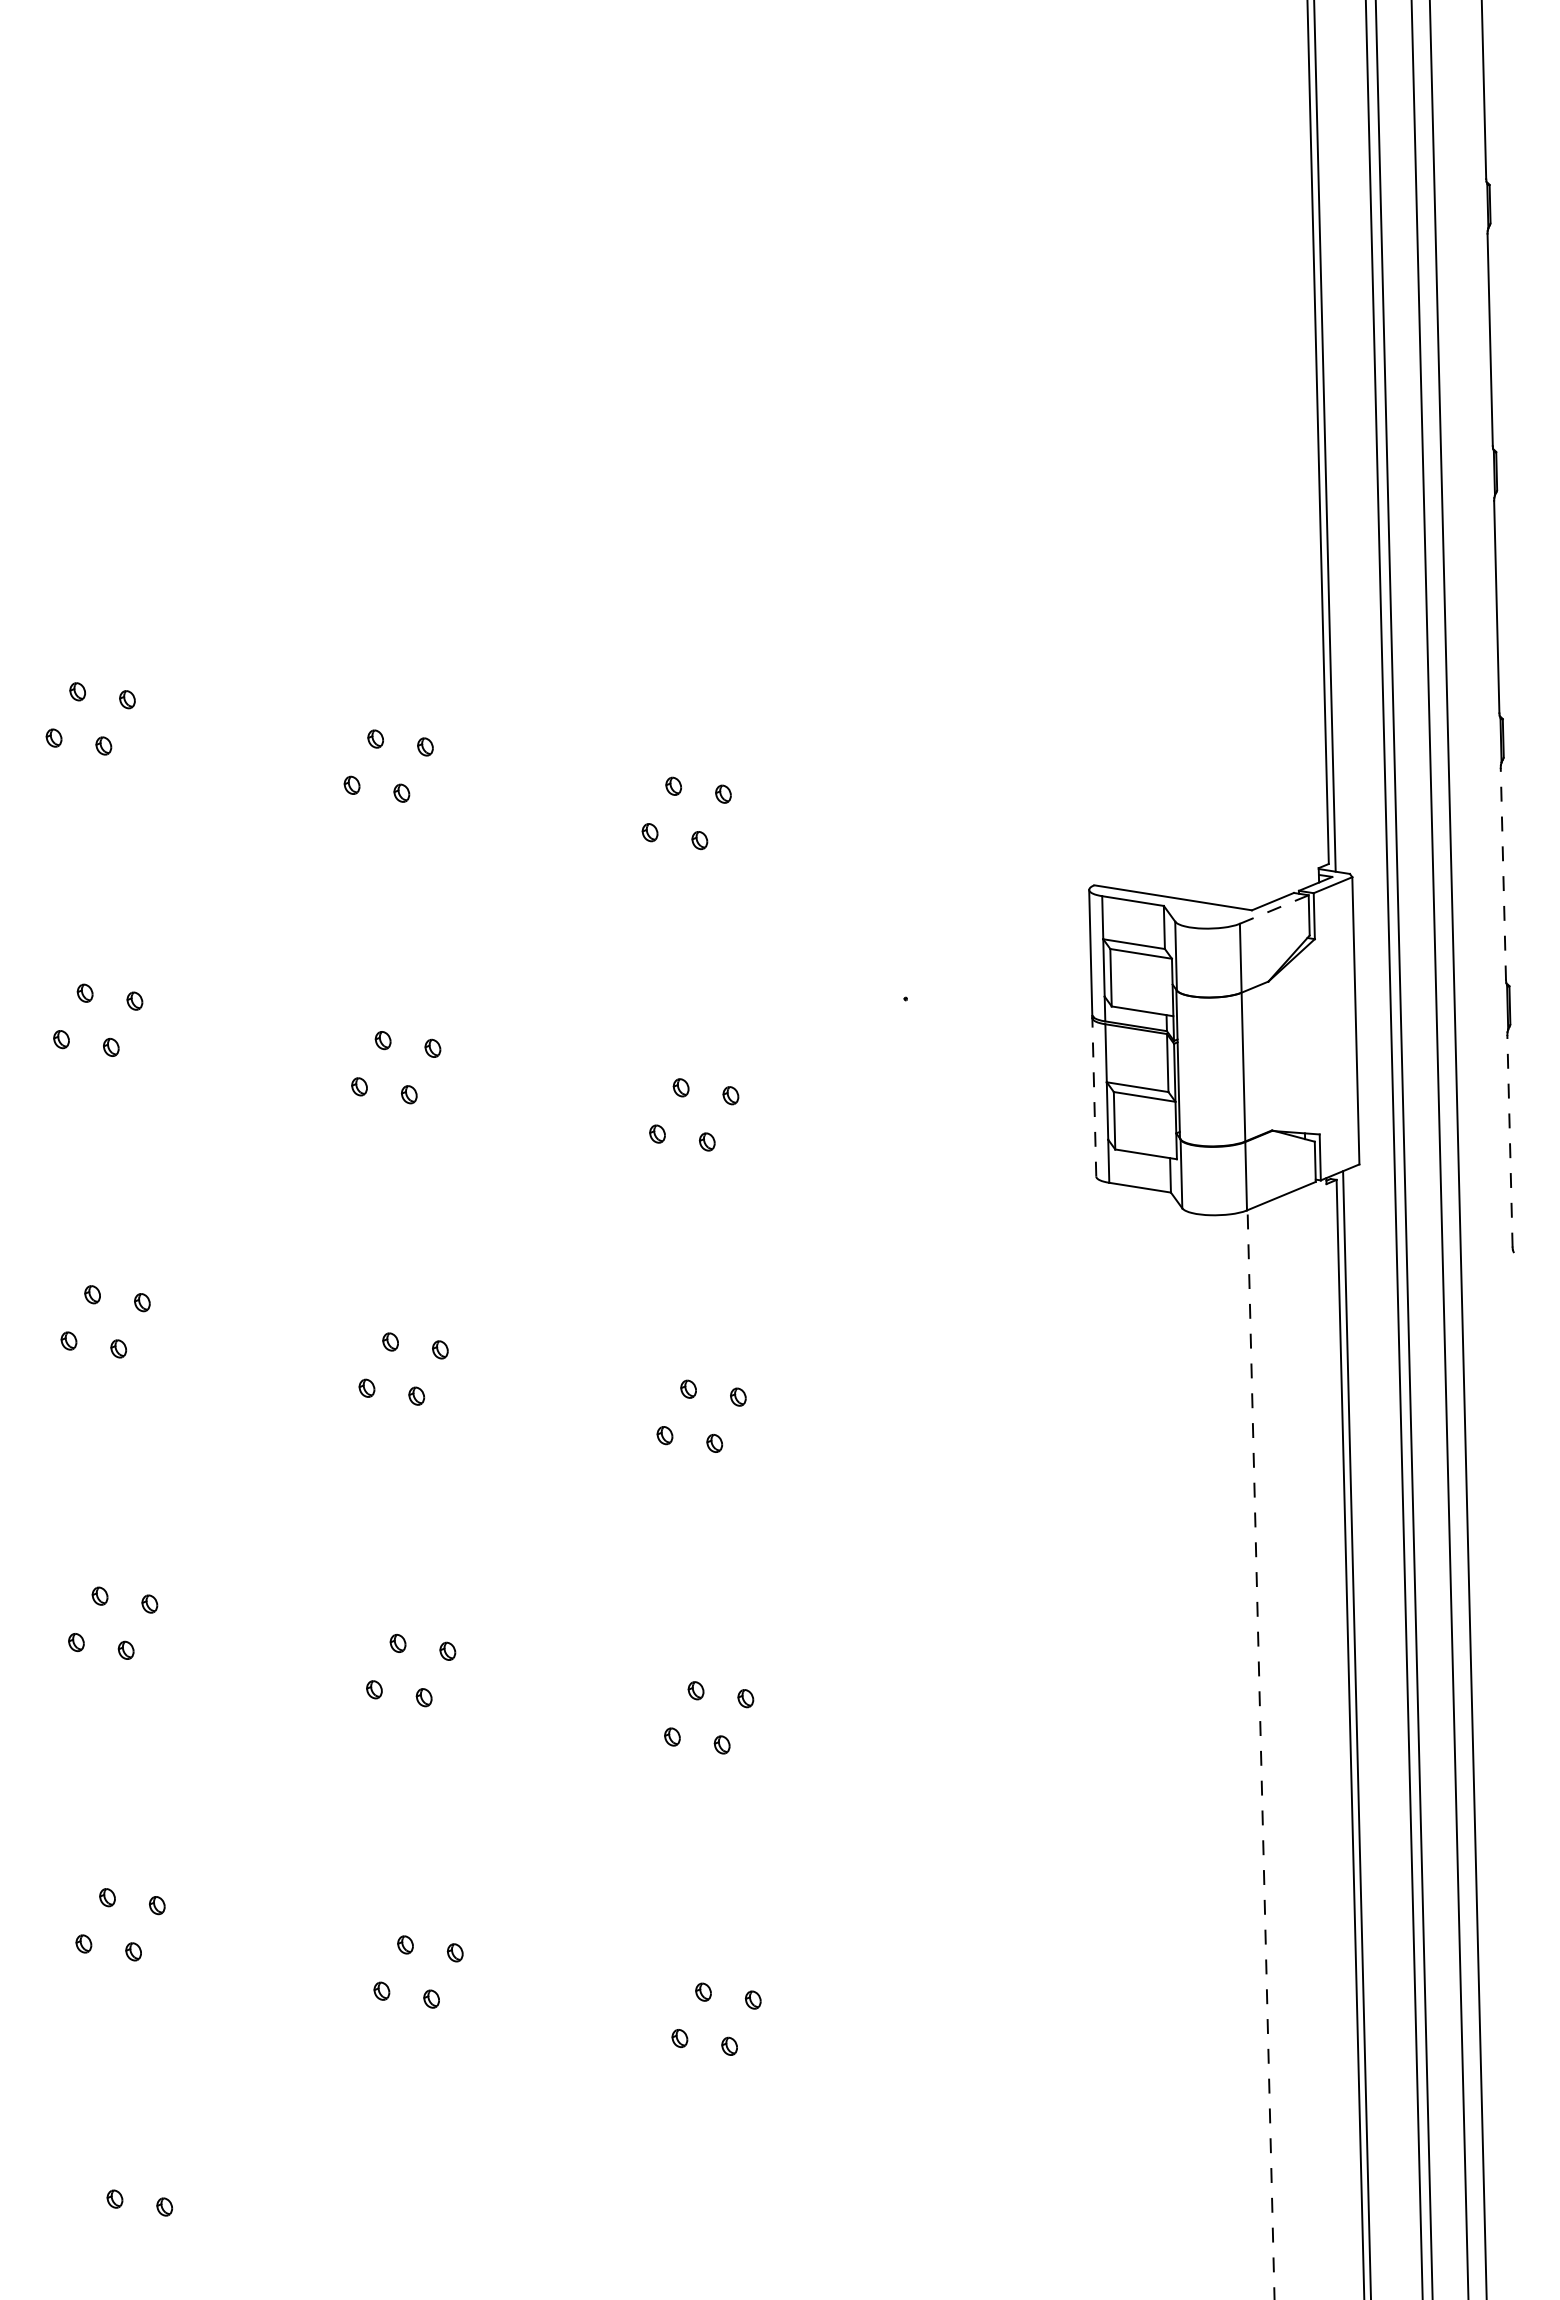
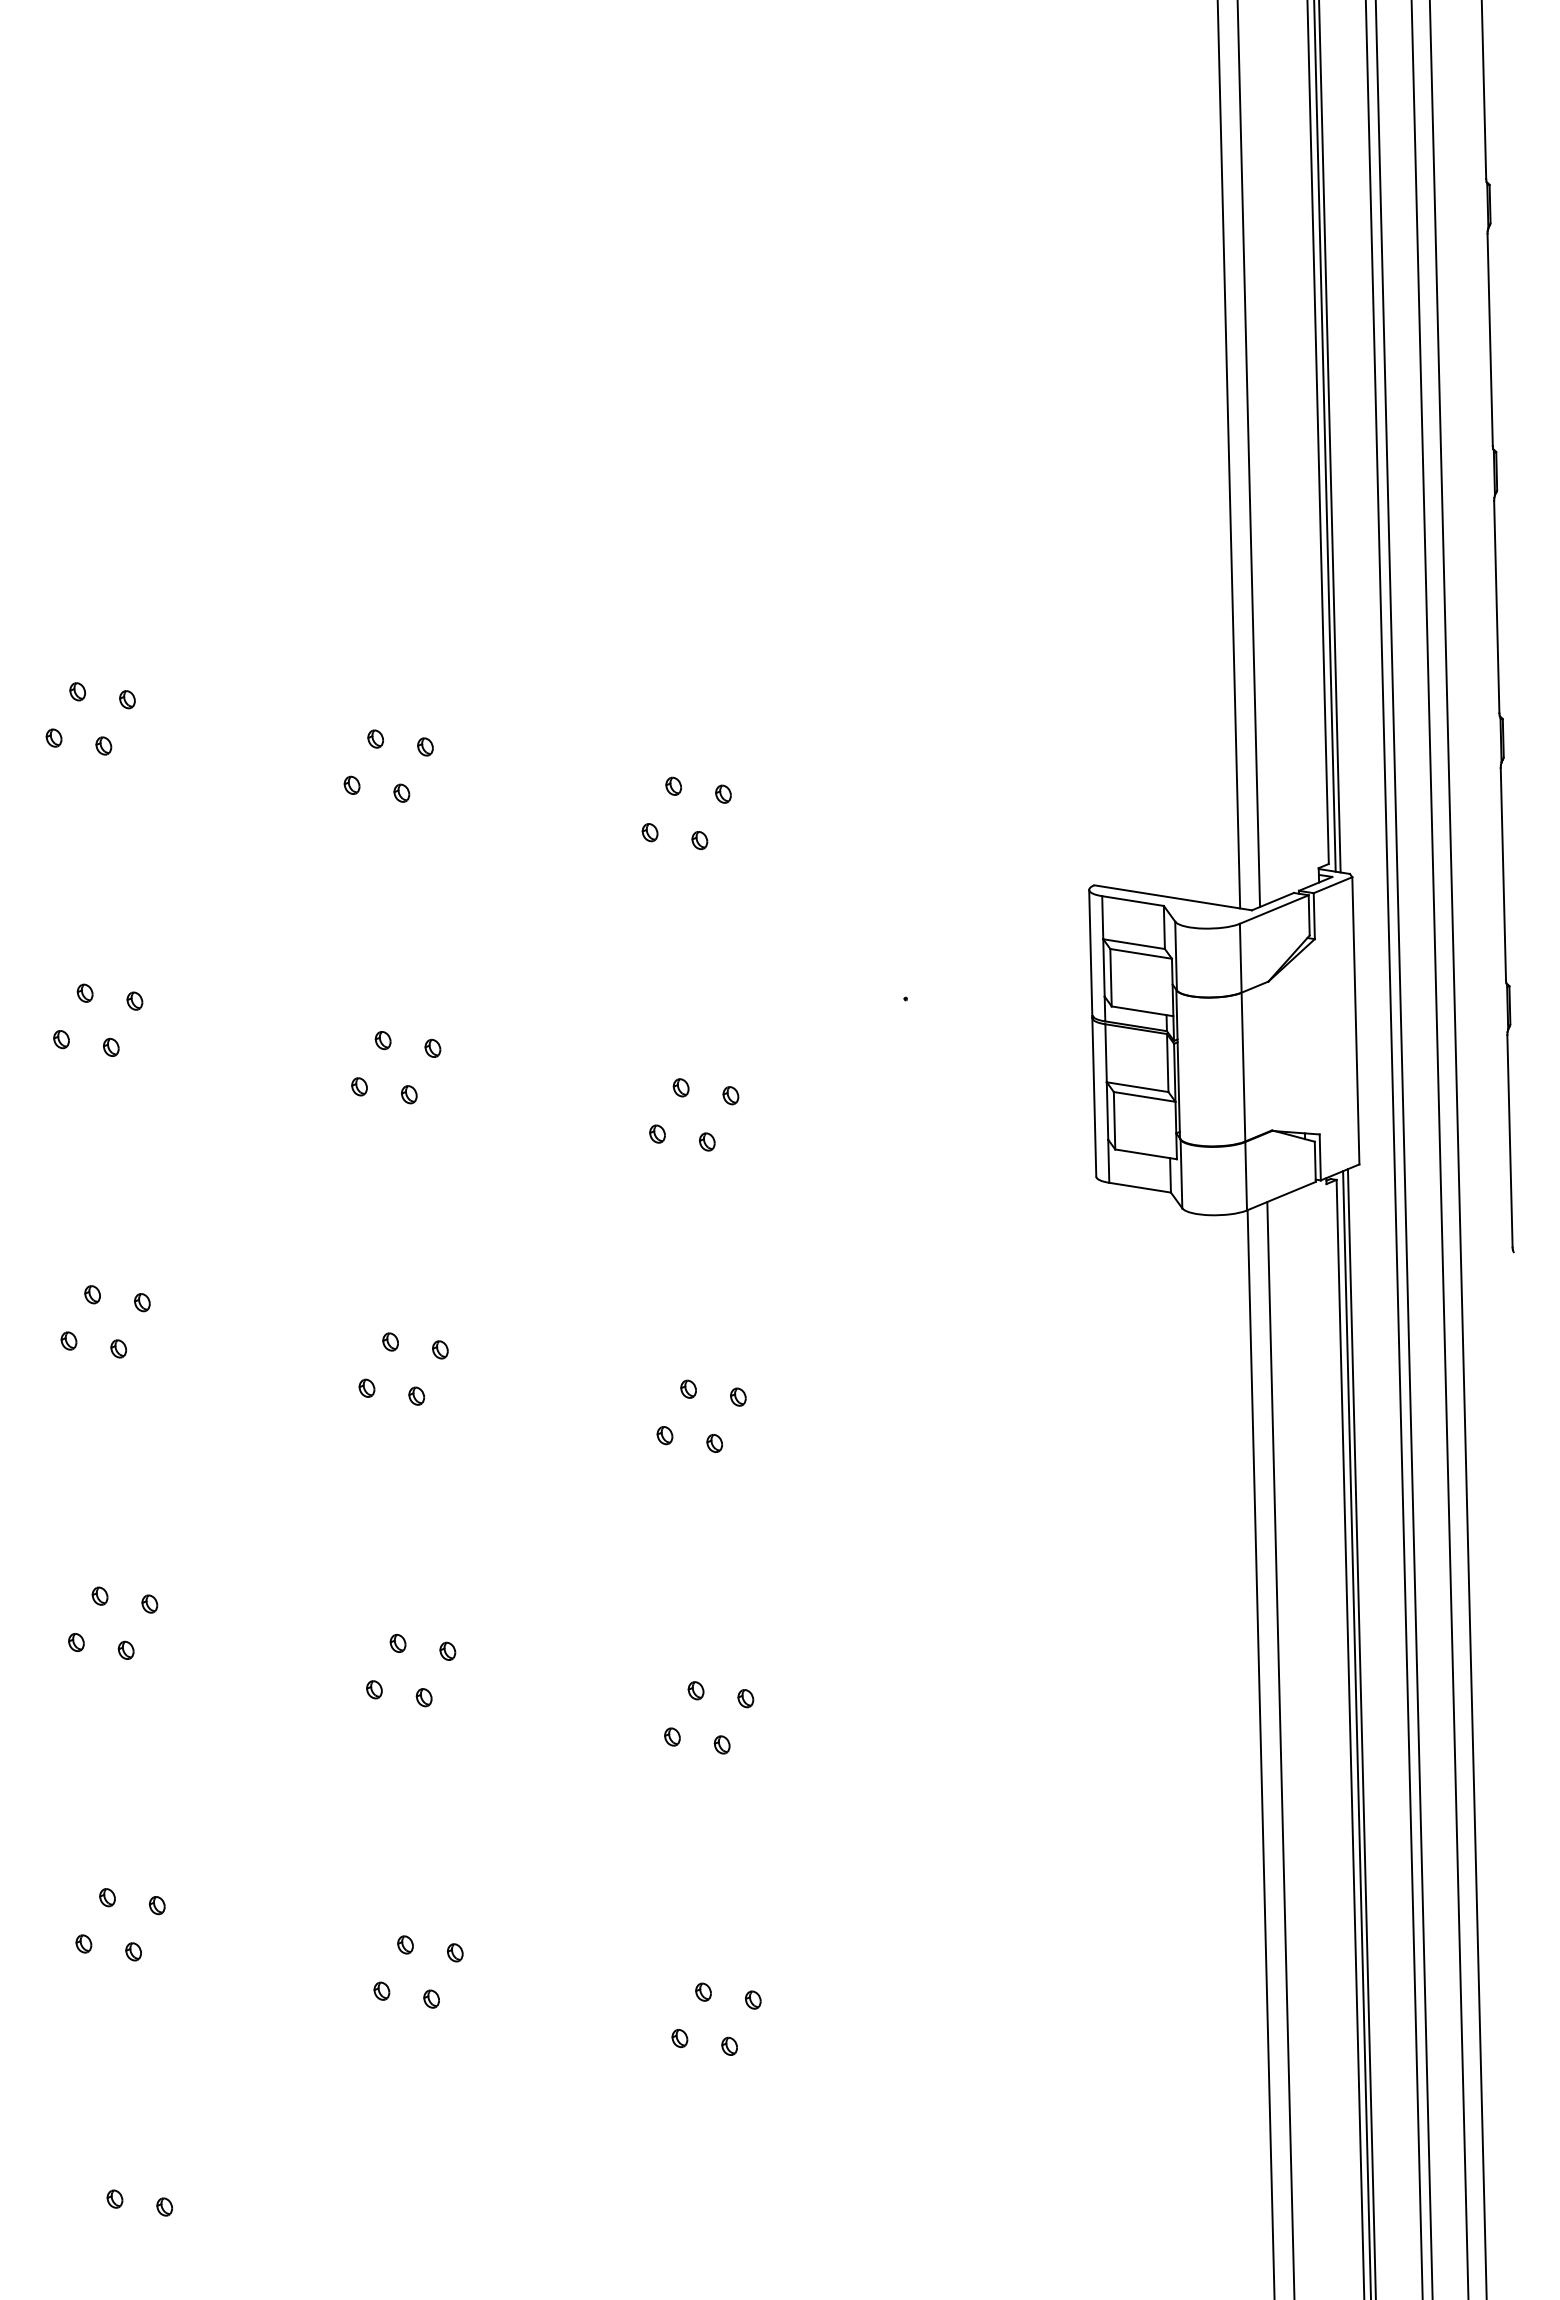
line: none -> present (1329, 437)
line: none -> present (1248, 454)
line: none -> present (1228, 455)
line: dashed -> solid (1503, 873)
line: dashed -> solid (1273, 909)
line: dashed -> solid (1094, 1096)
line: dashed -> solid (1509, 1140)
line: none -> present (1361, 1732)
line: none -> present (1280, 1749)
line: dashed -> solid (1261, 1754)
